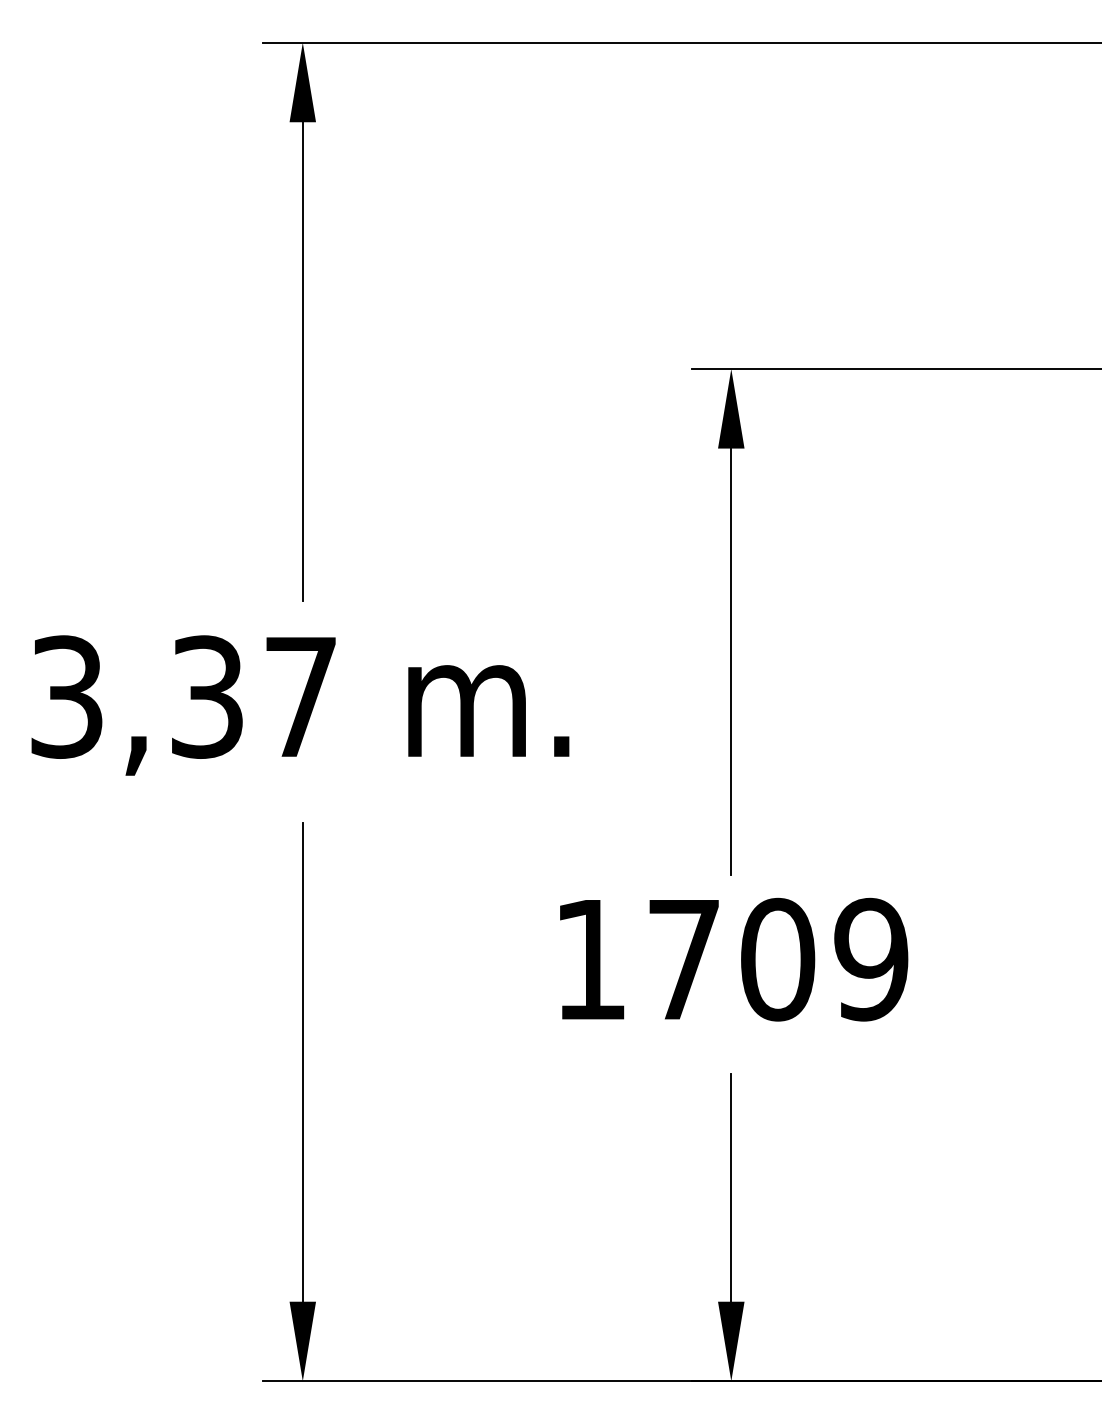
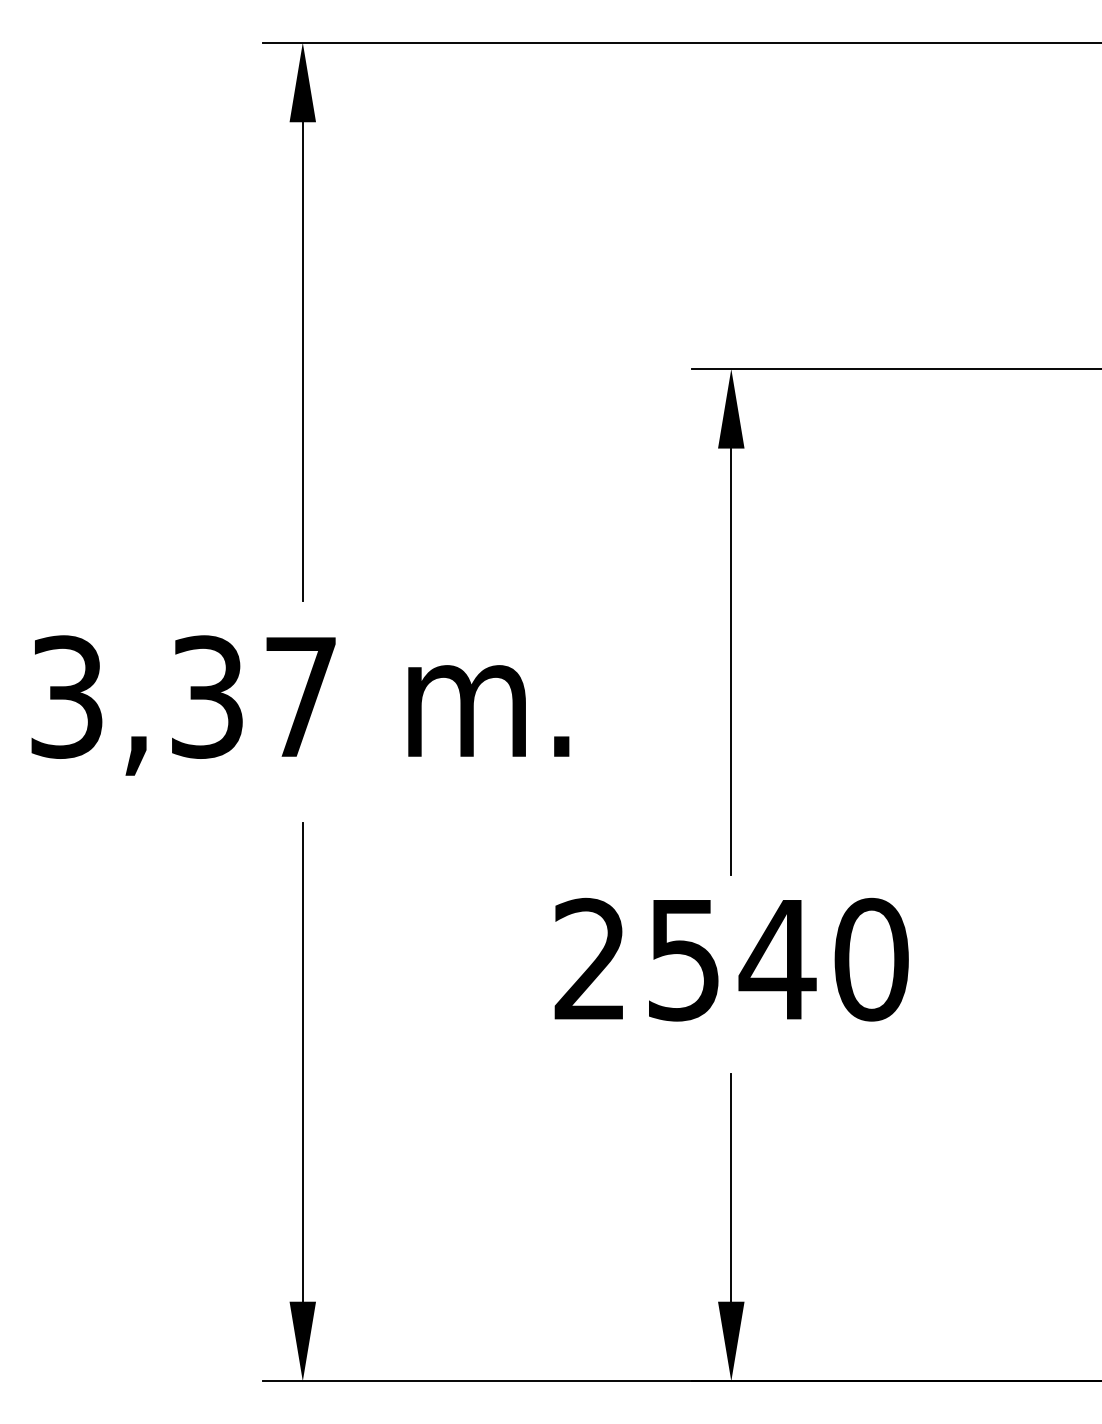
text: 1709 -> 2540 (731, 959)
